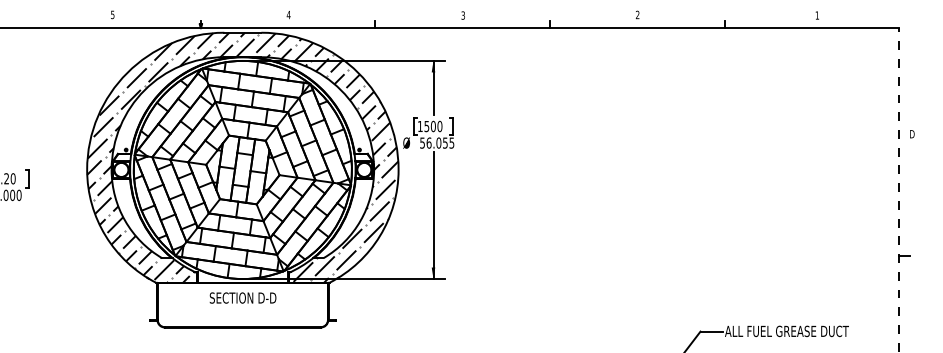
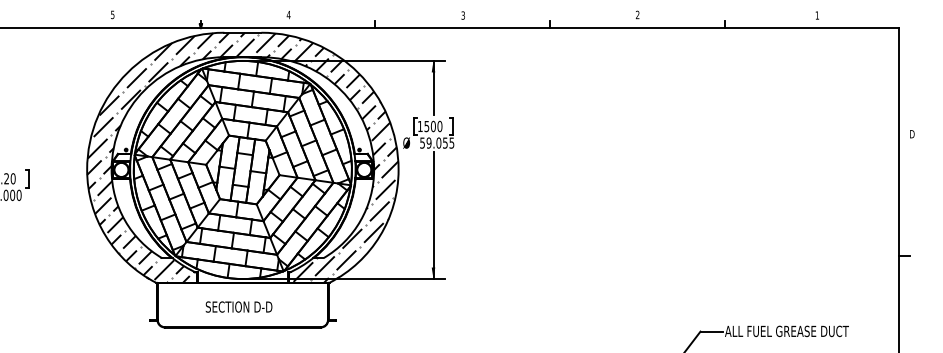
text: 56.055 -> 59.055 (428, 142)
line: dashed -> solid (899, 189)
text position: (242, 297) -> (238, 306) (238, 306)
